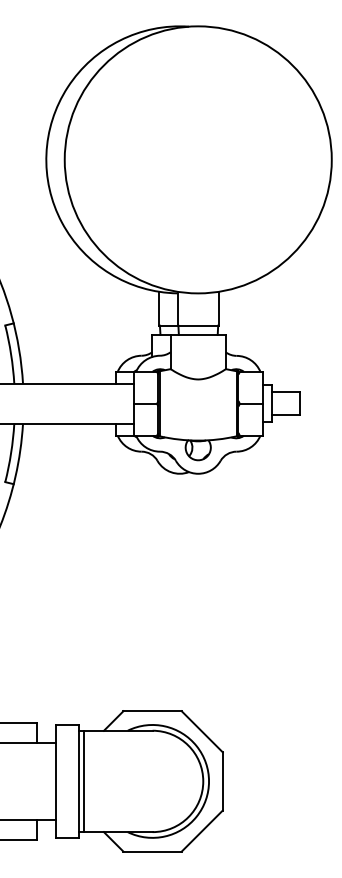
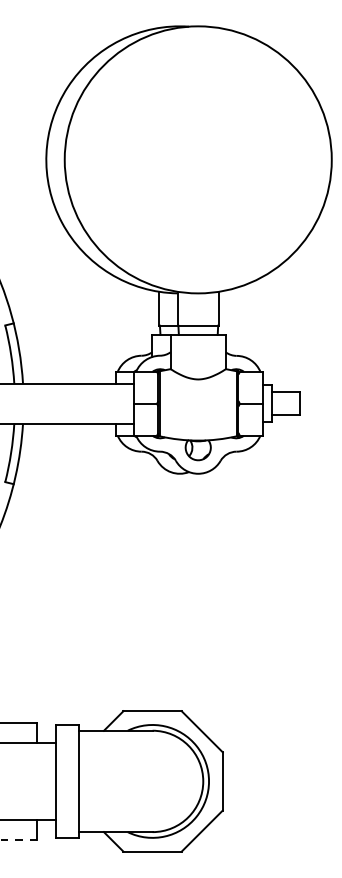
line: present -> none (83, 781)
line: solid -> dashed (18, 839)
